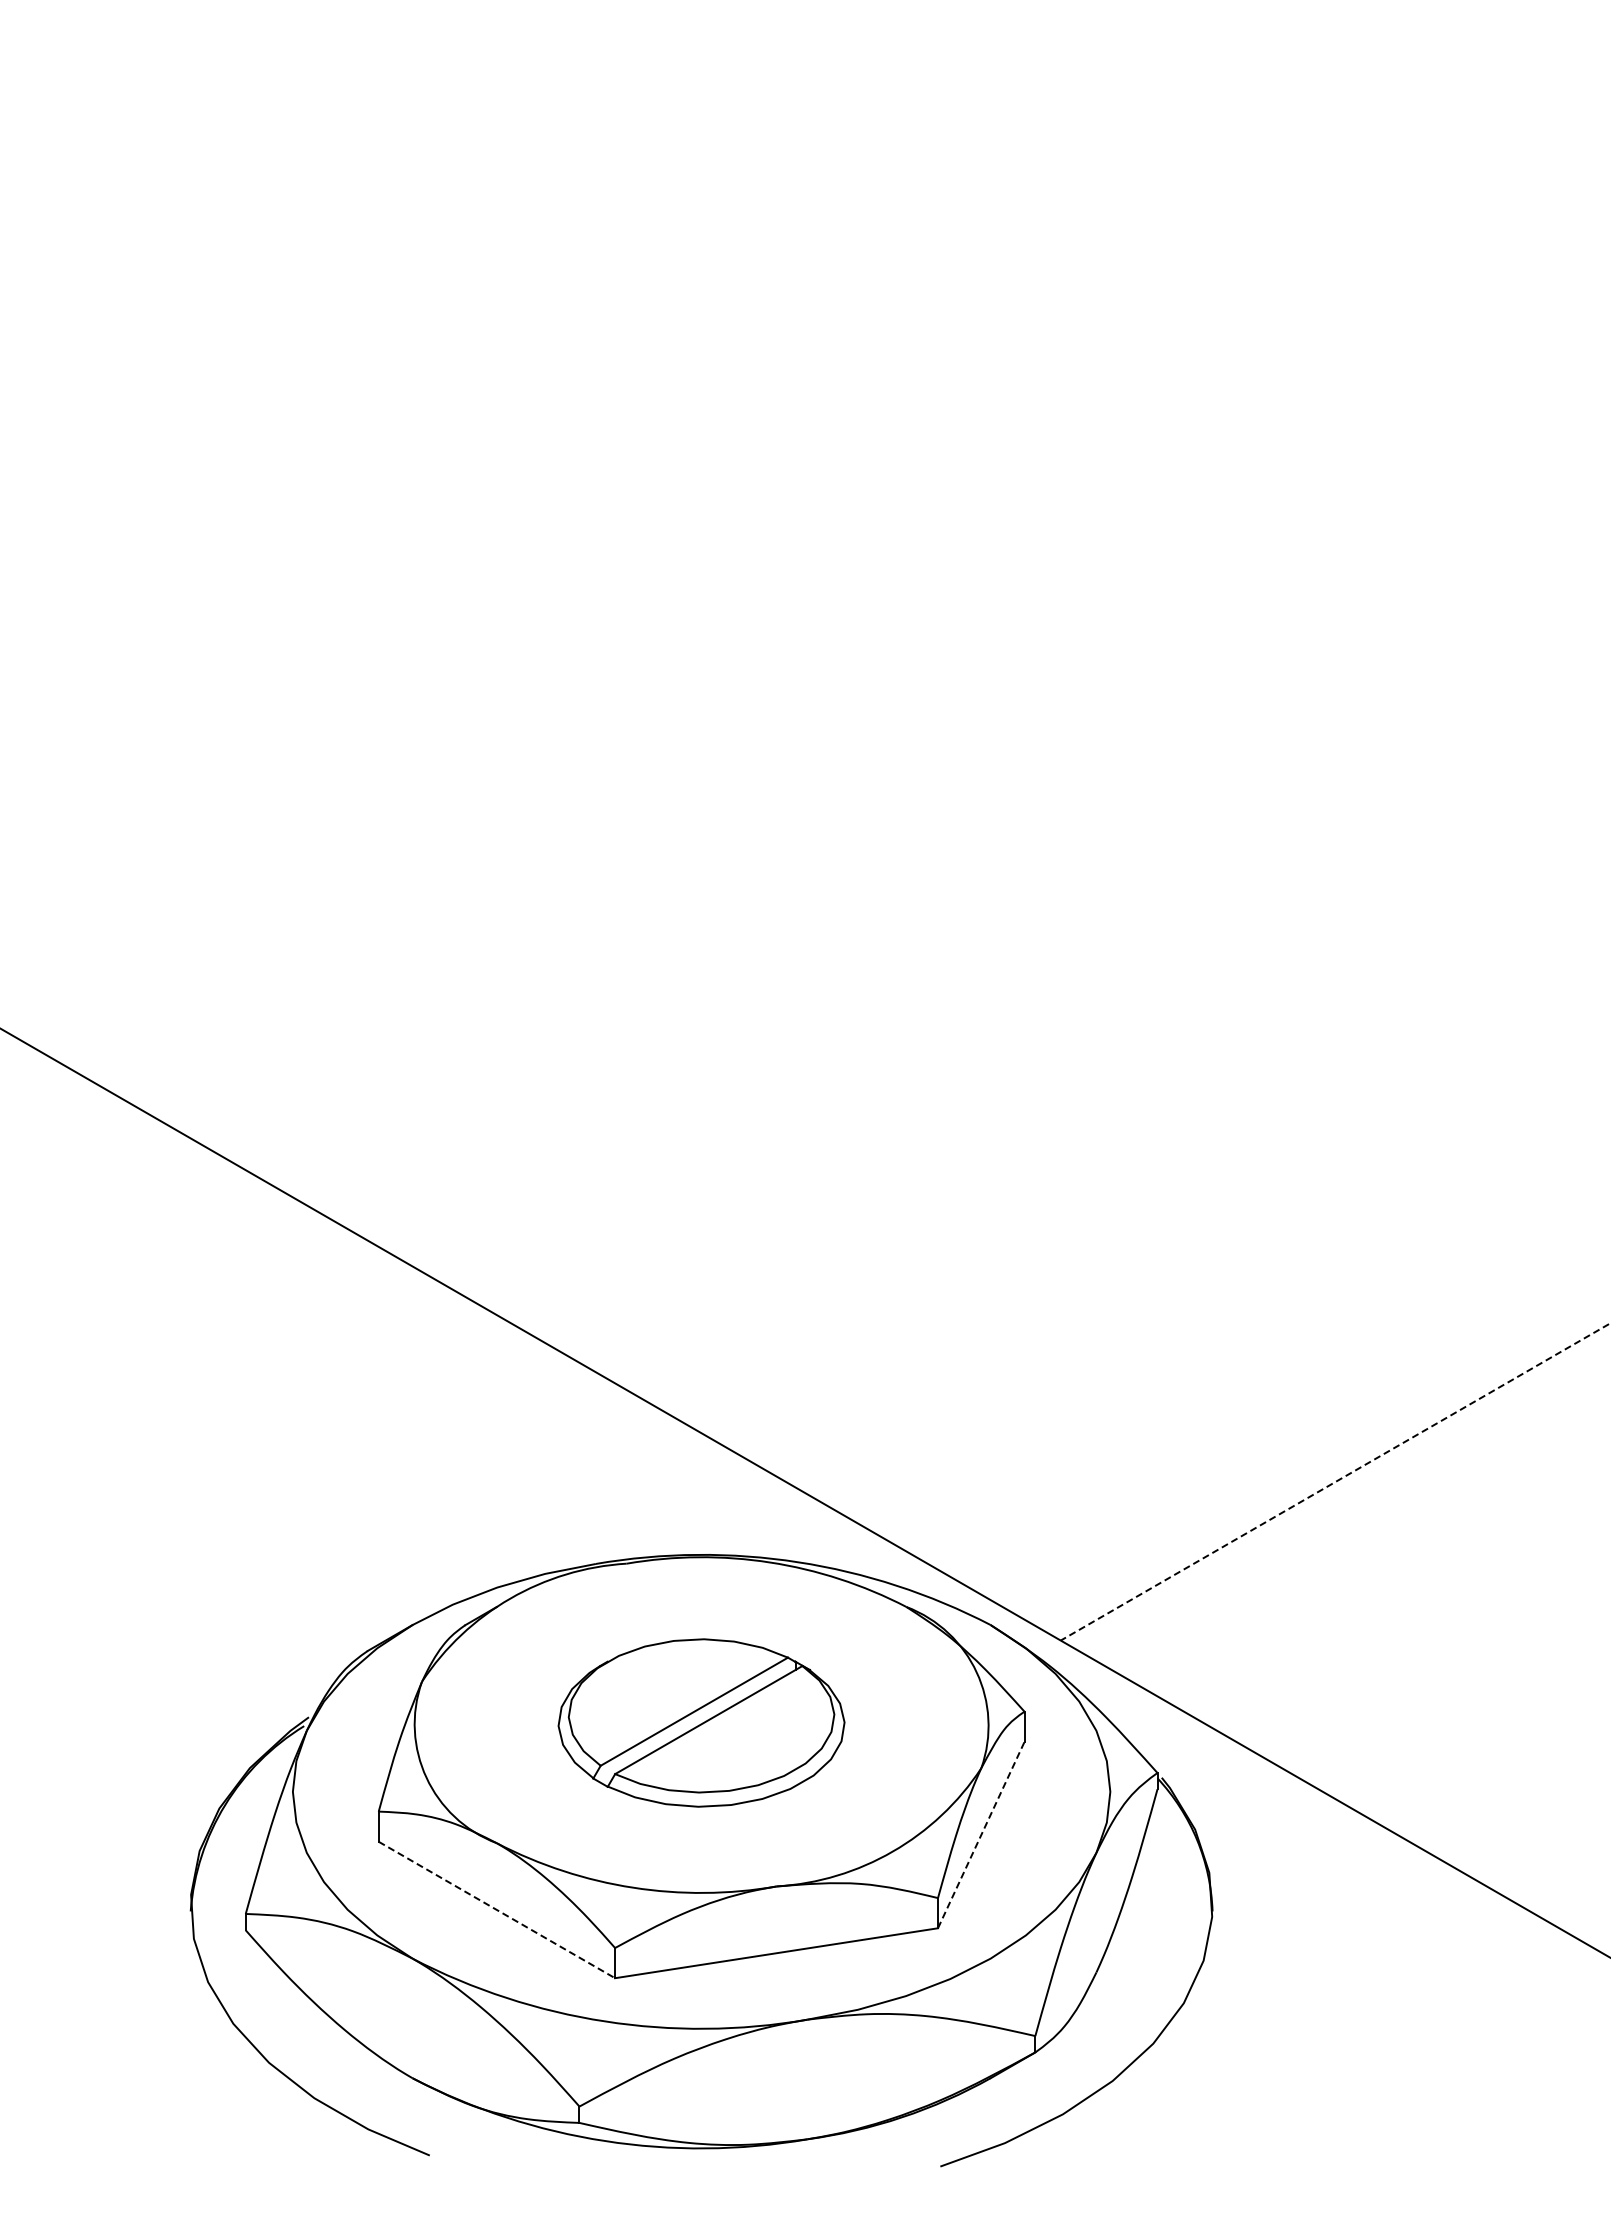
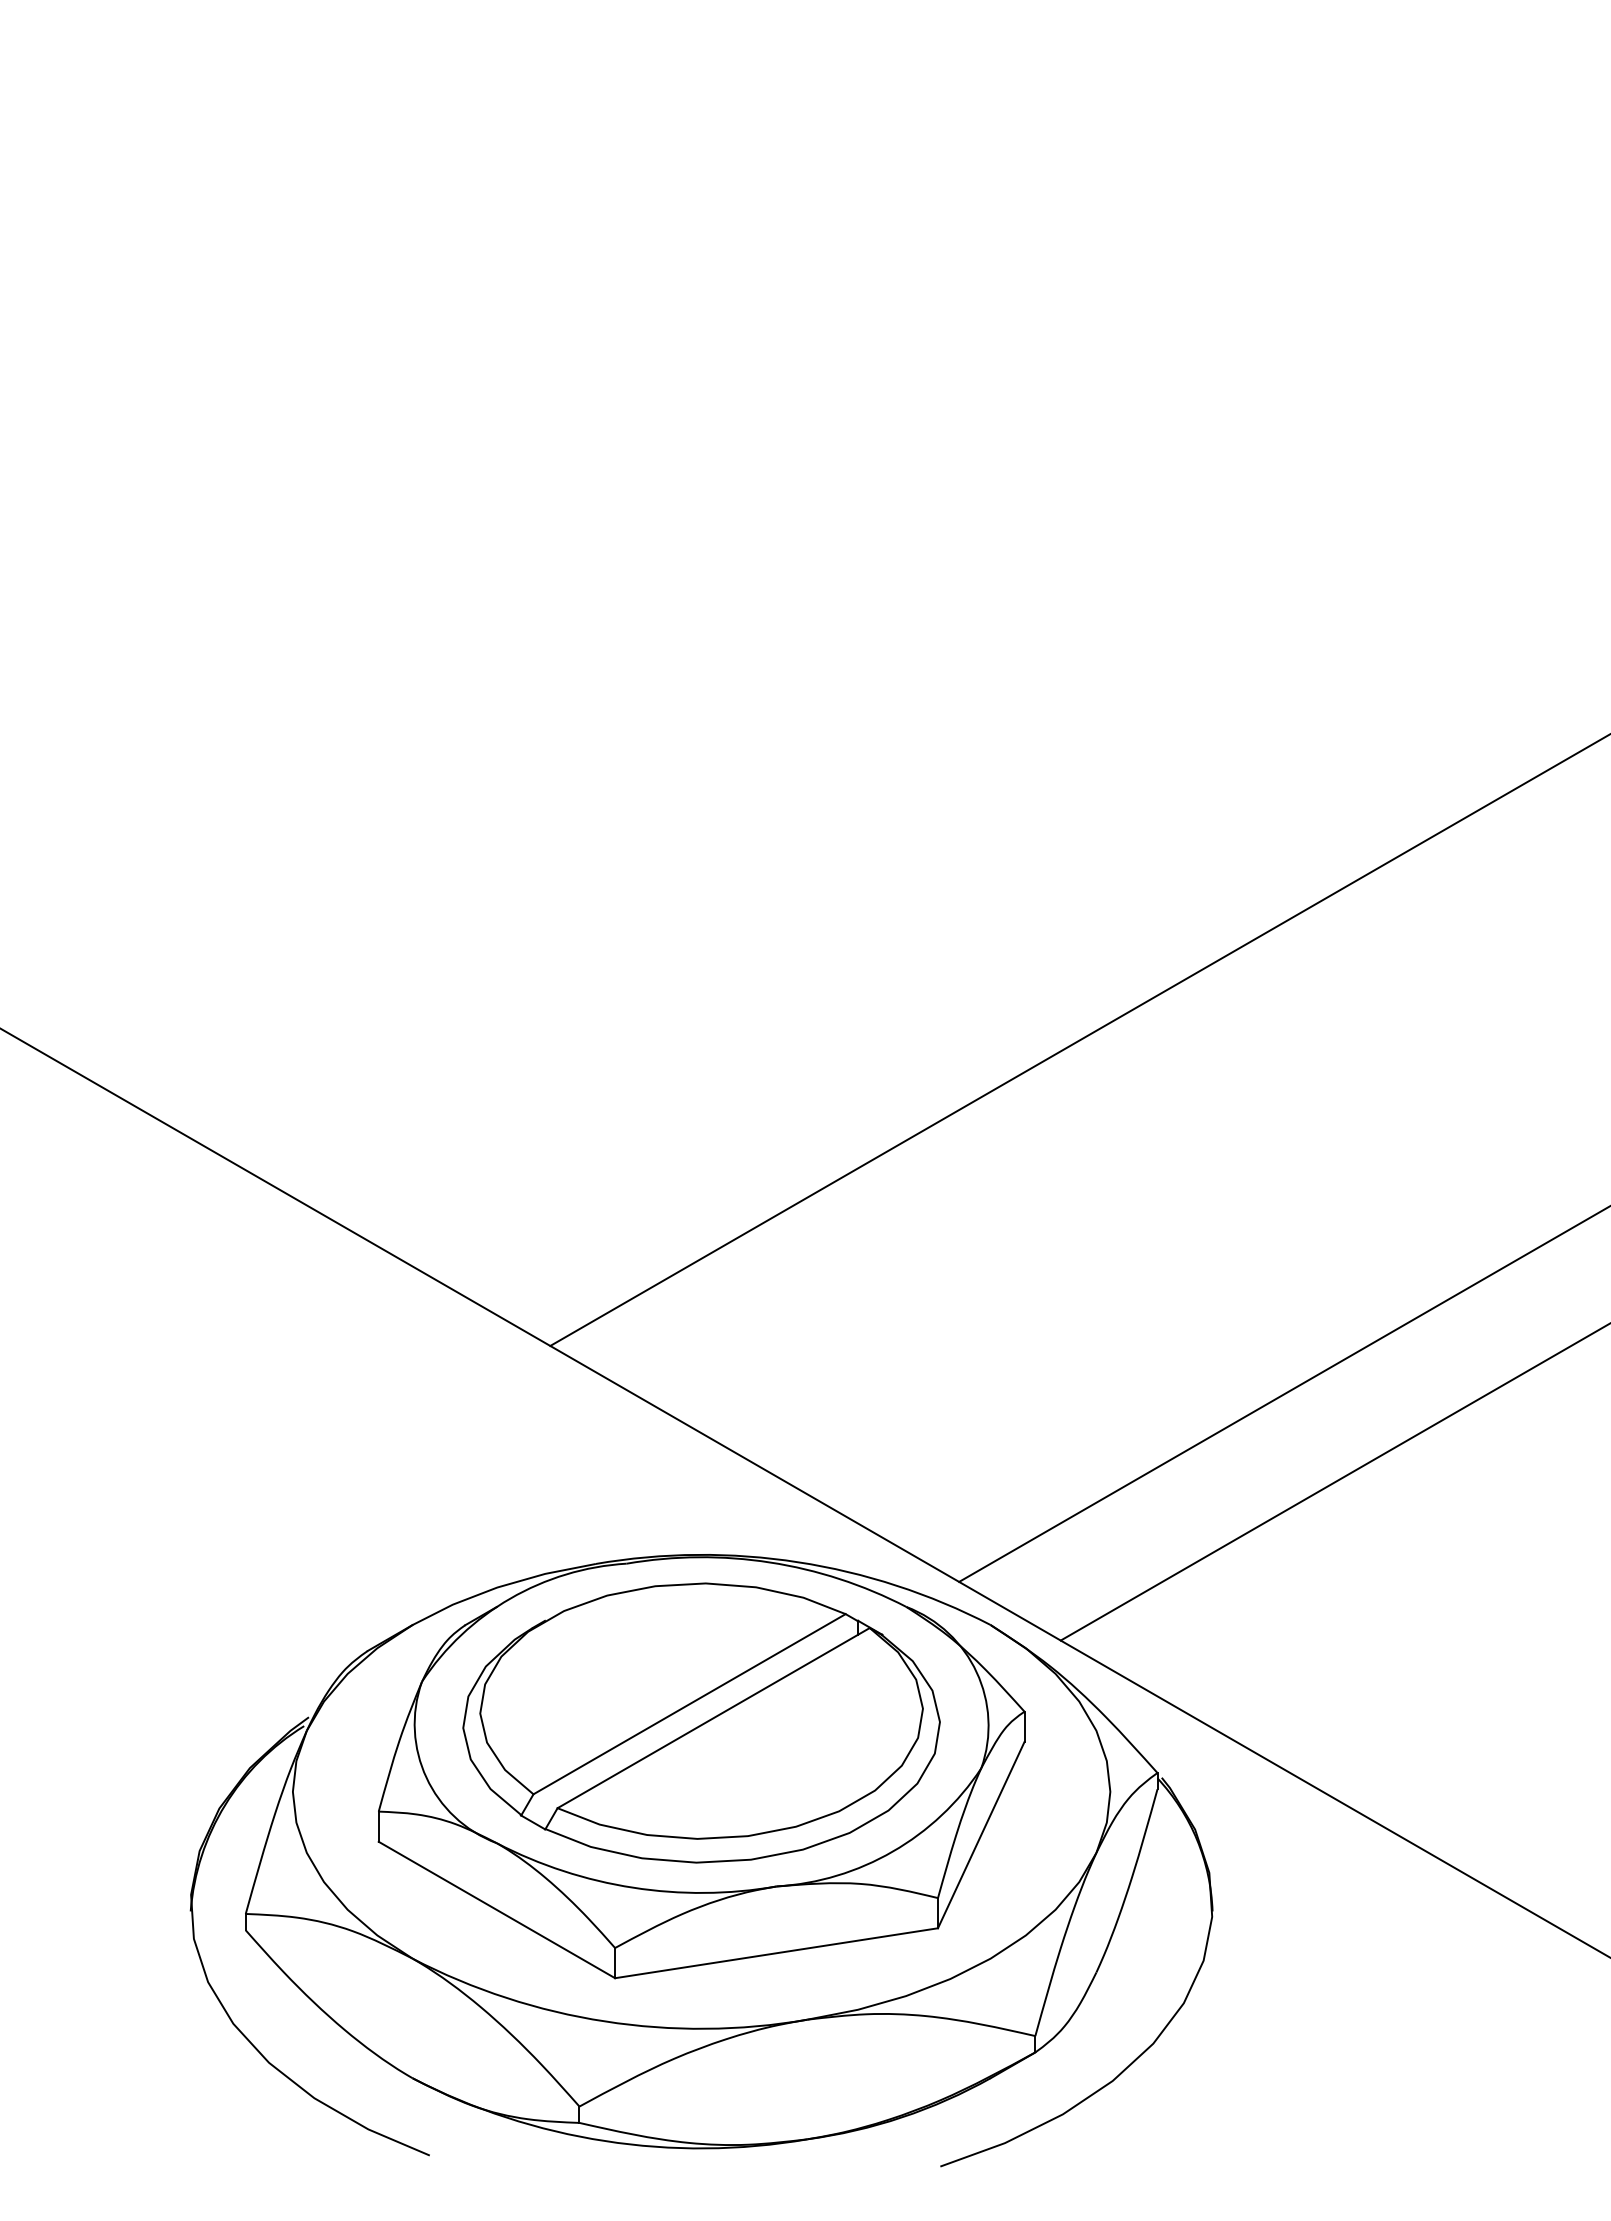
line: none -> present (1078, 1040)
line: none -> present (1283, 1394)
line: dashed -> solid (1335, 1482)
part size: 289x170 px -> 479x282 px (701, 1722)
line: dashed -> solid (981, 1835)
line: dashed -> solid (497, 1910)
